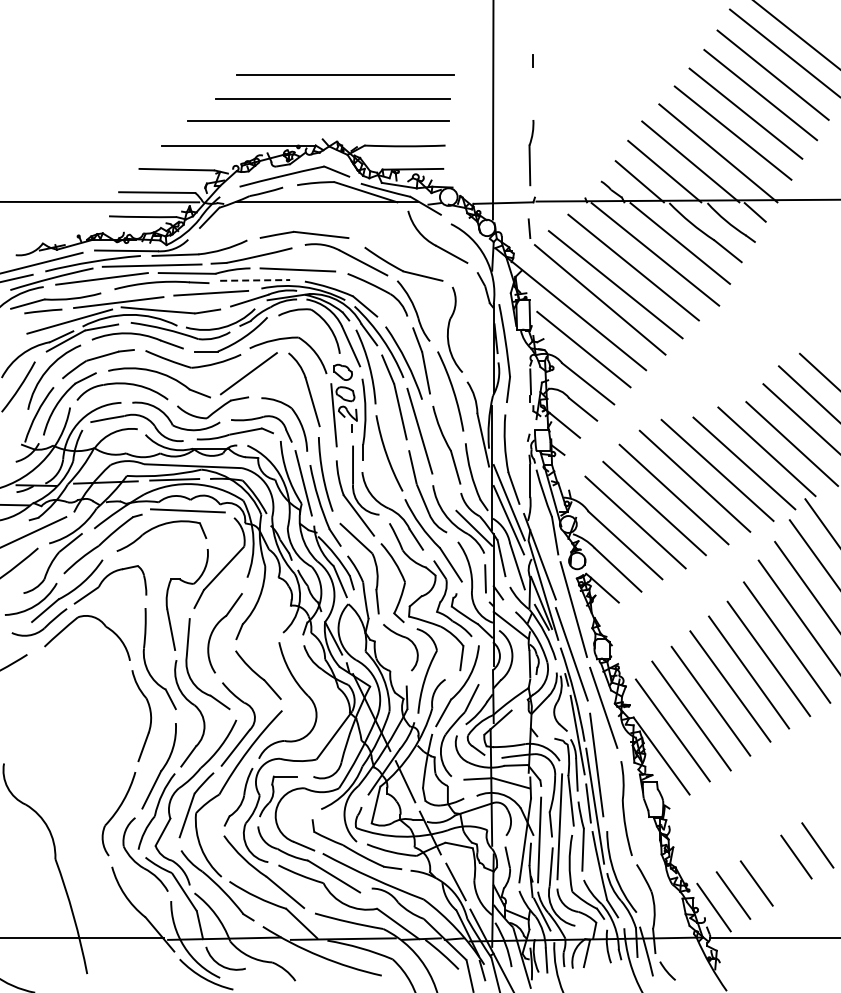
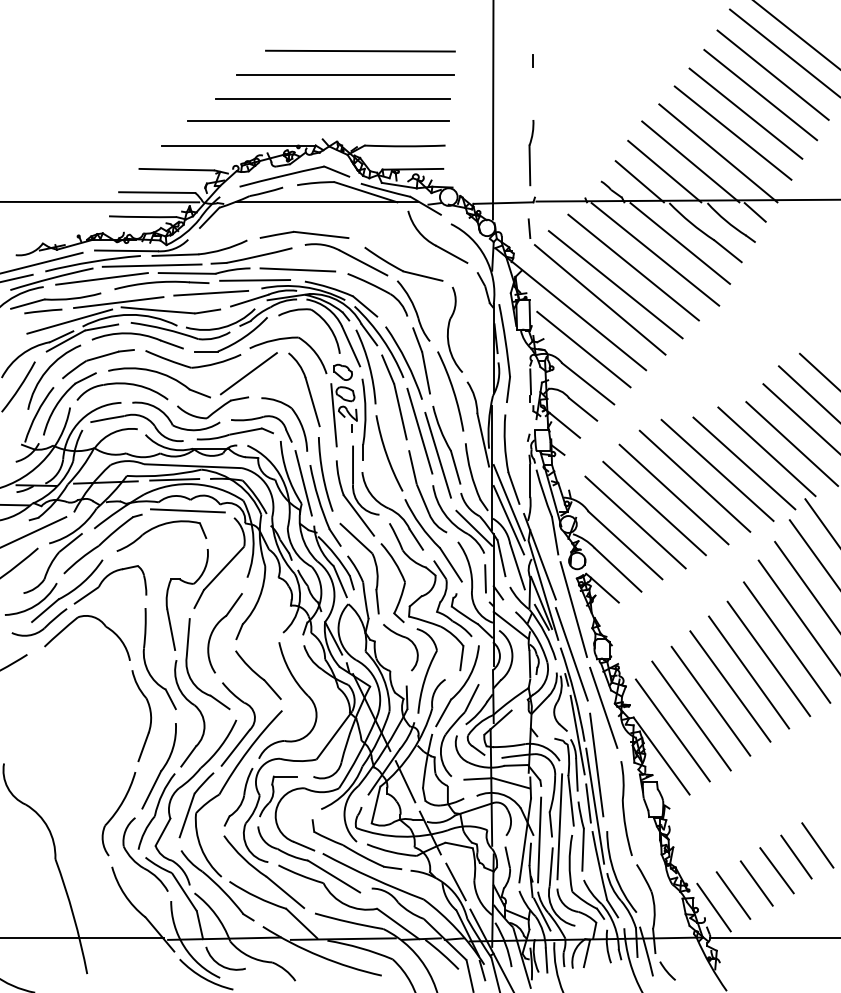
line: none -> present (360, 50)
line: dashed -> solid (255, 280)
line: none -> present (438, 454)
line: none -> present (776, 870)
